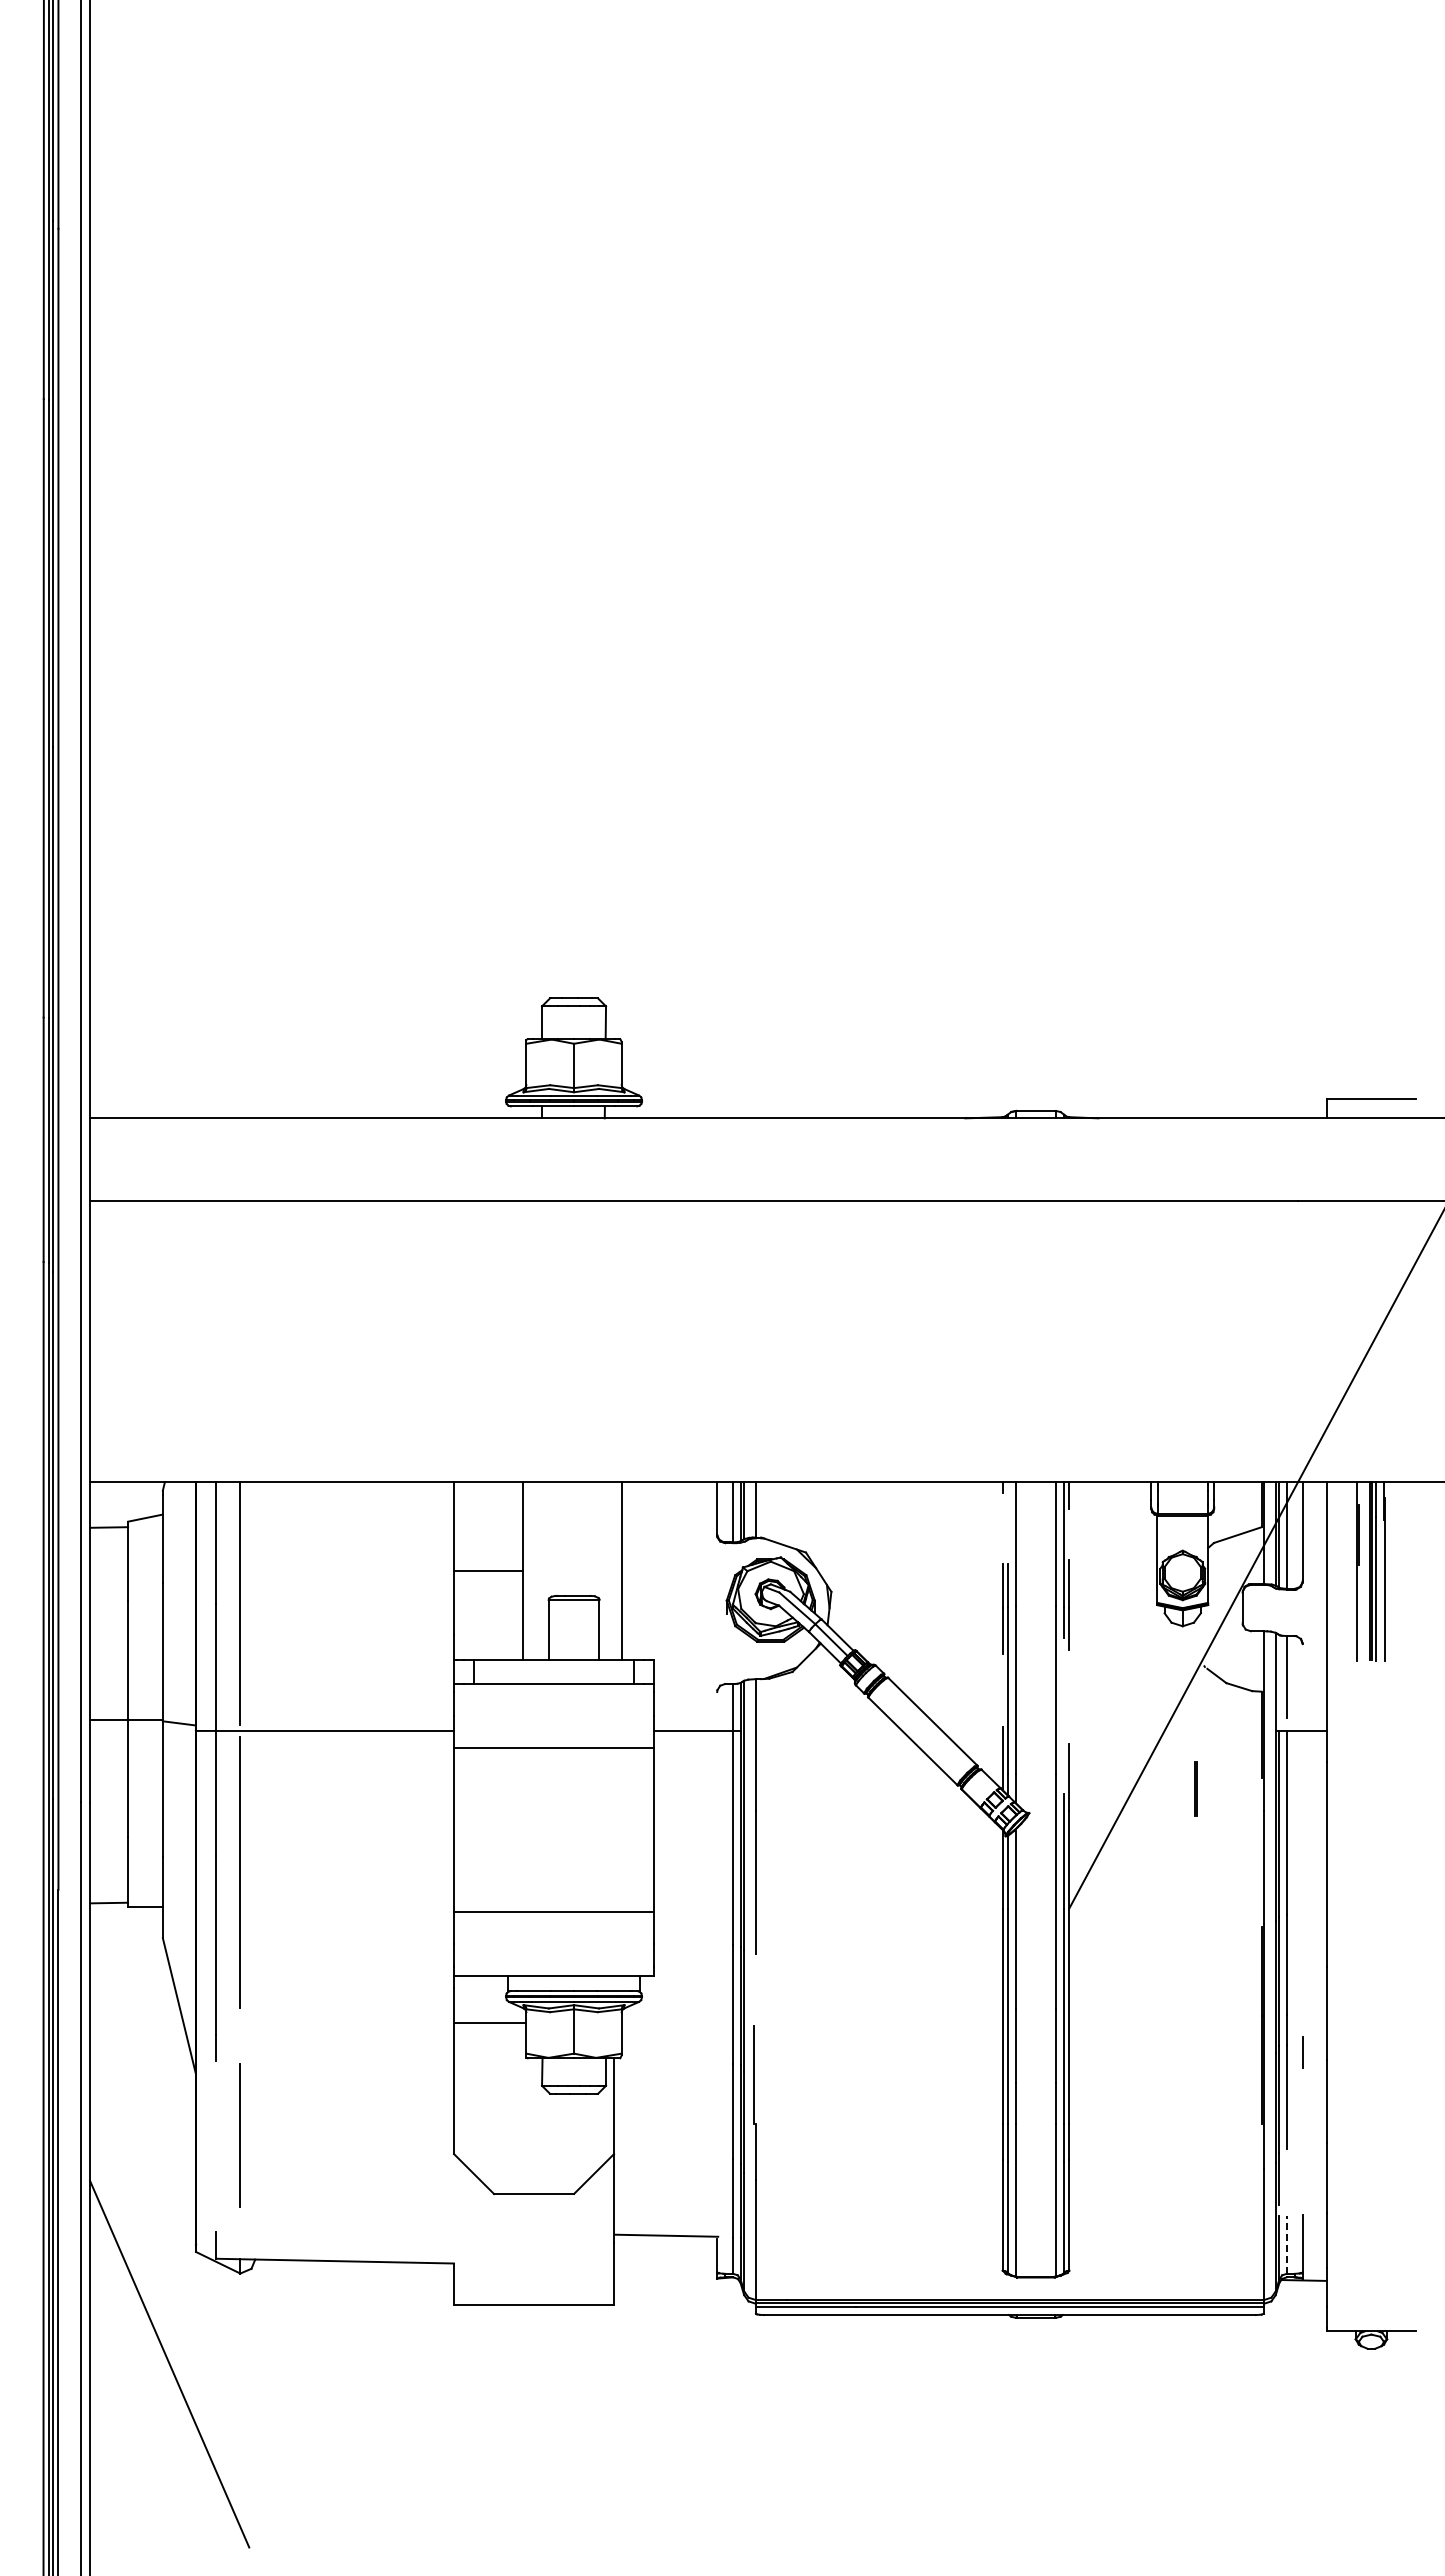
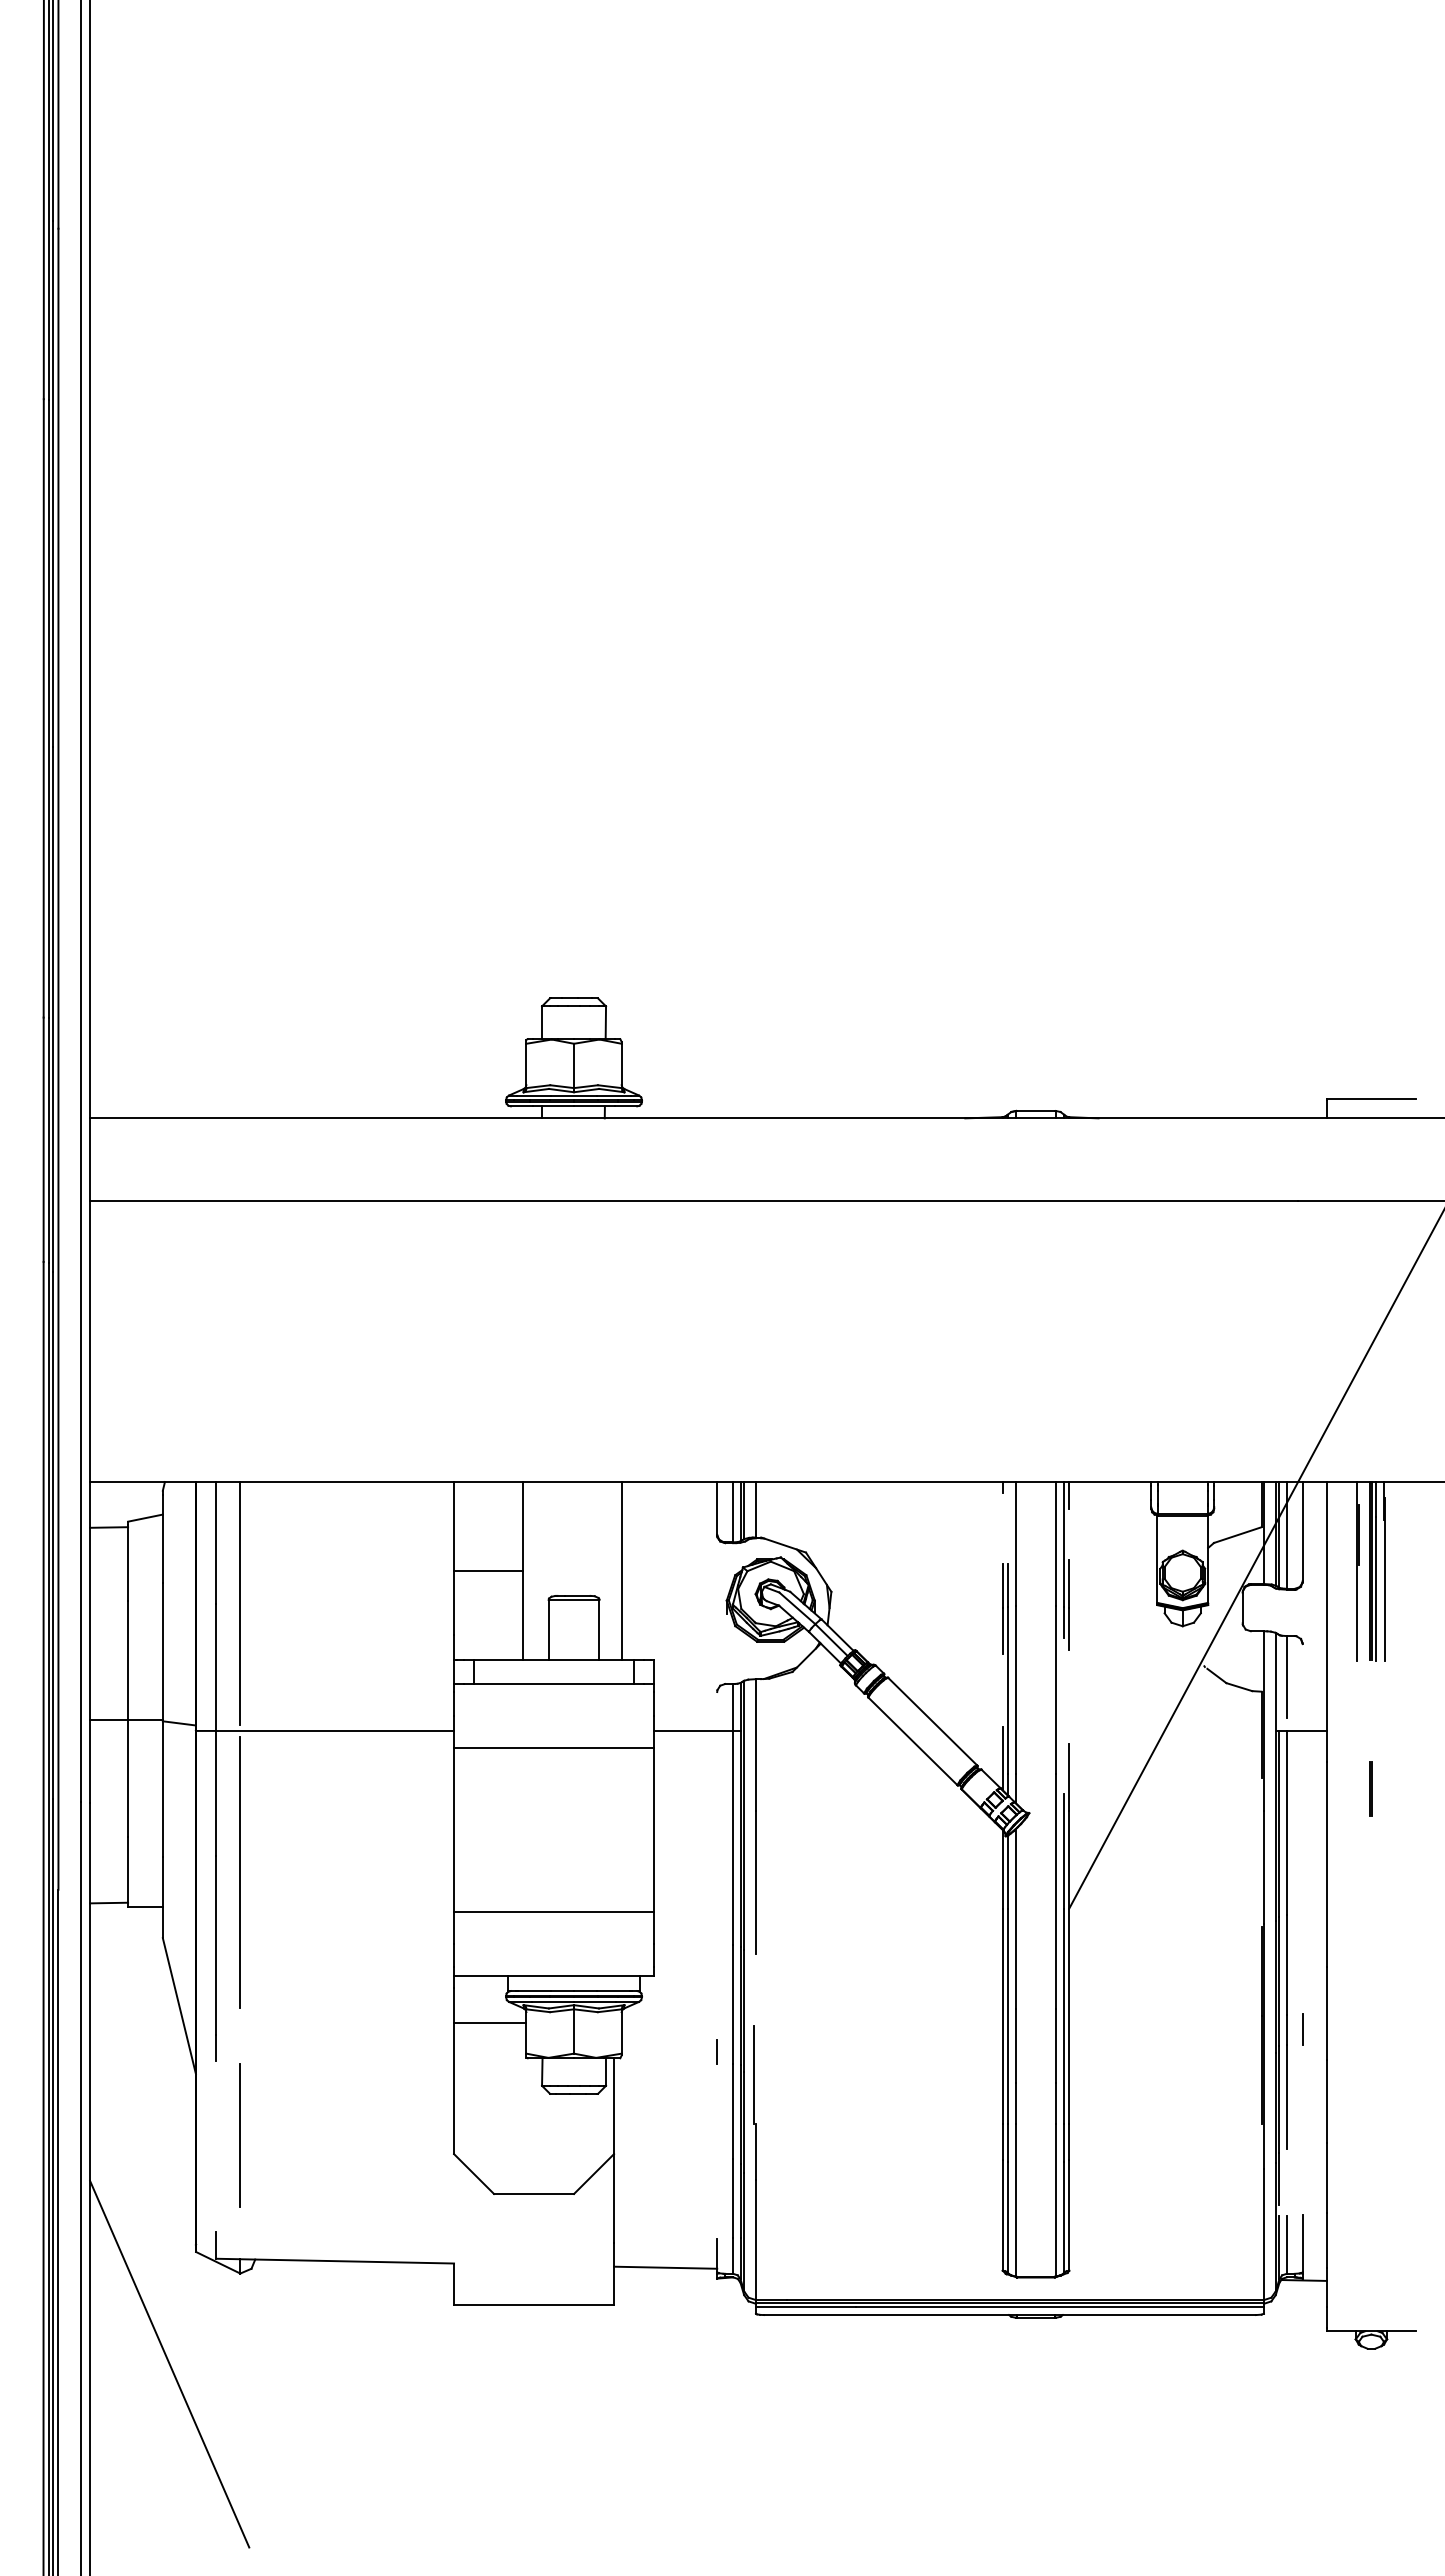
line position: (1195, 1788) -> (1370, 1788) (1370, 1788)
line: none -> present (717, 2051)
line position: (1302, 2052) -> (1302, 2029) (1302, 2029)
line position: (666, 2235) -> (665, 2267) (665, 2267)
line: dashed -> solid (1286, 2244)
